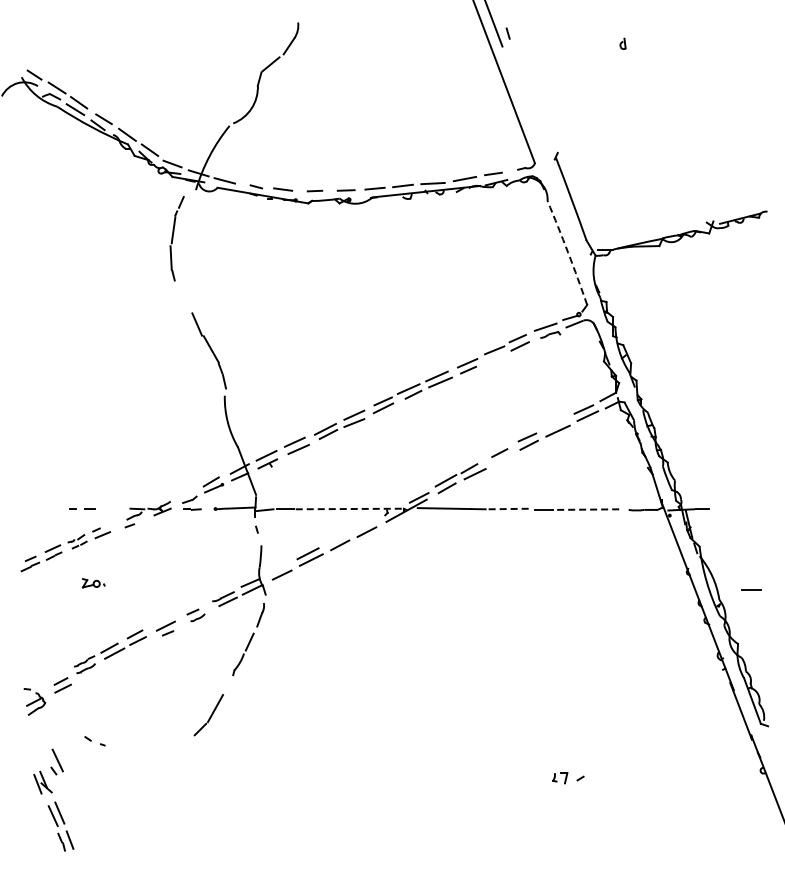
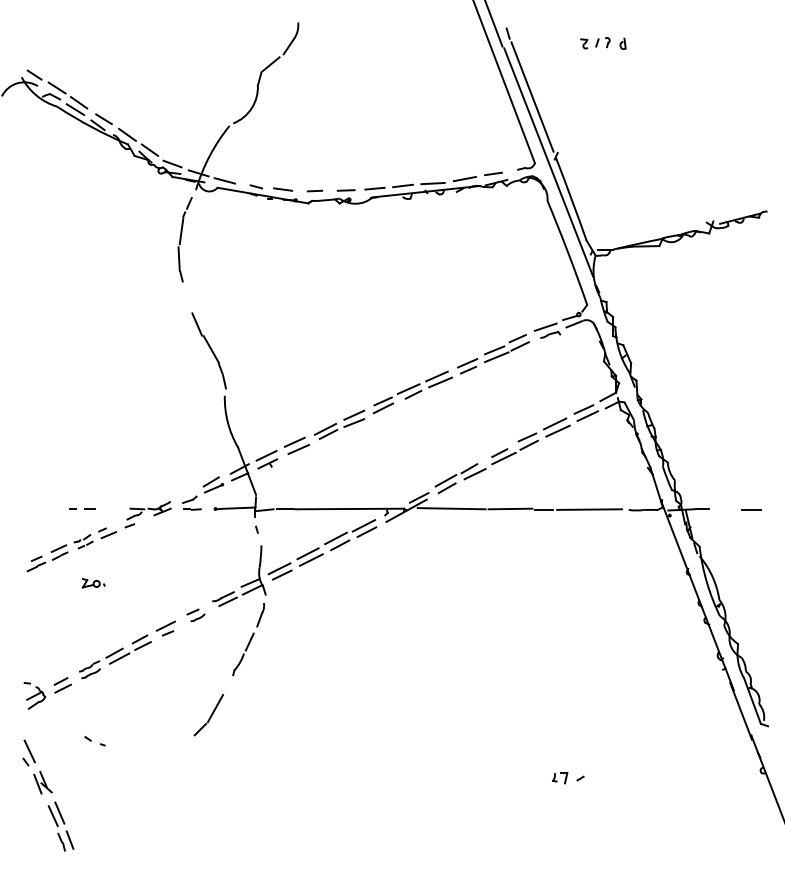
part: none -> present (595, 43)
line: none -> present (532, 96)
line: none -> present (548, 162)
part position: (176, 238) -> (184, 239) (184, 239)
arc: dashed -> solid (568, 252)
line: none -> present (496, 357)
line: none -> present (554, 423)
line: none -> present (503, 458)
line: dashed -> solid (350, 509)
line: dashed -> solid (510, 509)
line: dashed -> solid (590, 509)
line: none -> present (363, 525)
line: none -> present (335, 538)
part position: (65, 549) -> (71, 549) (71, 549)
line: none -> present (279, 568)
line position: (751, 589) -> (751, 509) (751, 509)
part position: (110, 651) -> (115, 656) (115, 656)
part position: (34, 701) -> (34, 695) (34, 695)
part position: (56, 761) -> (28, 752) (28, 752)
